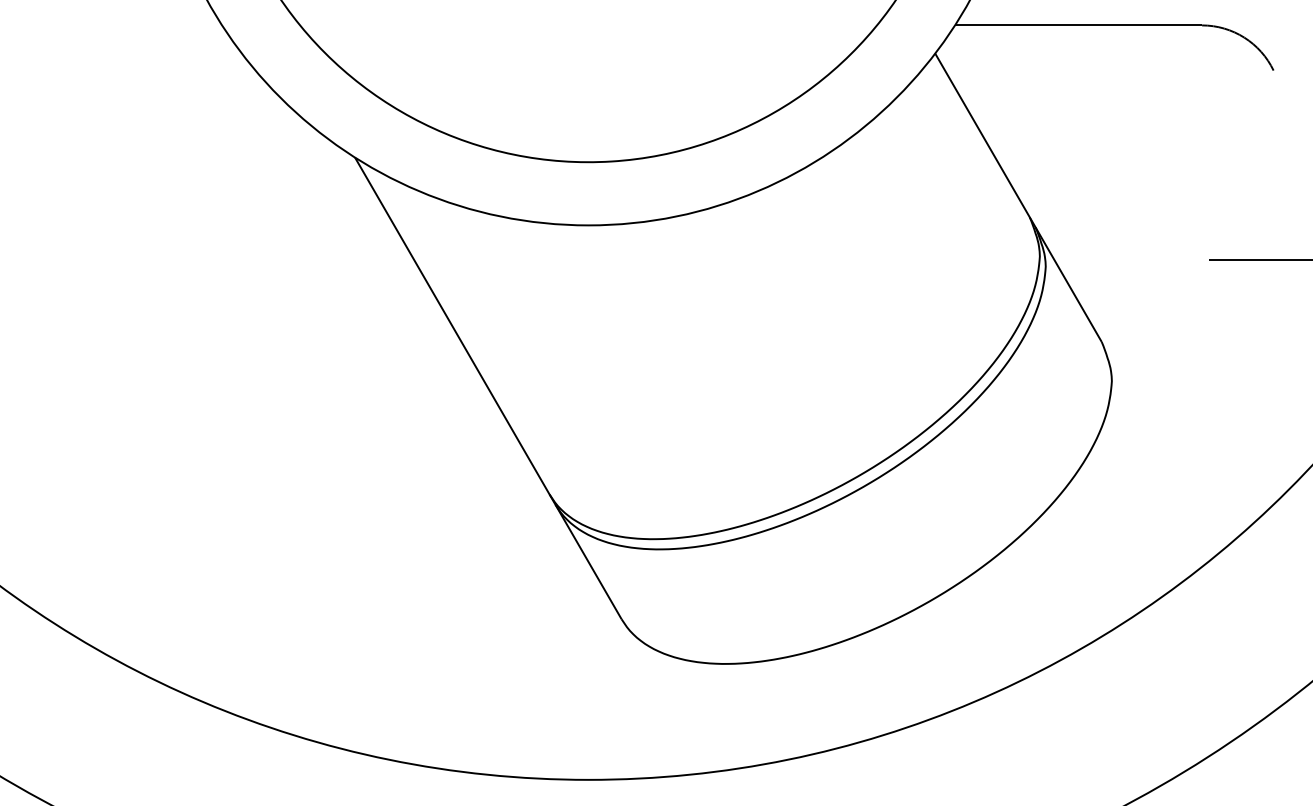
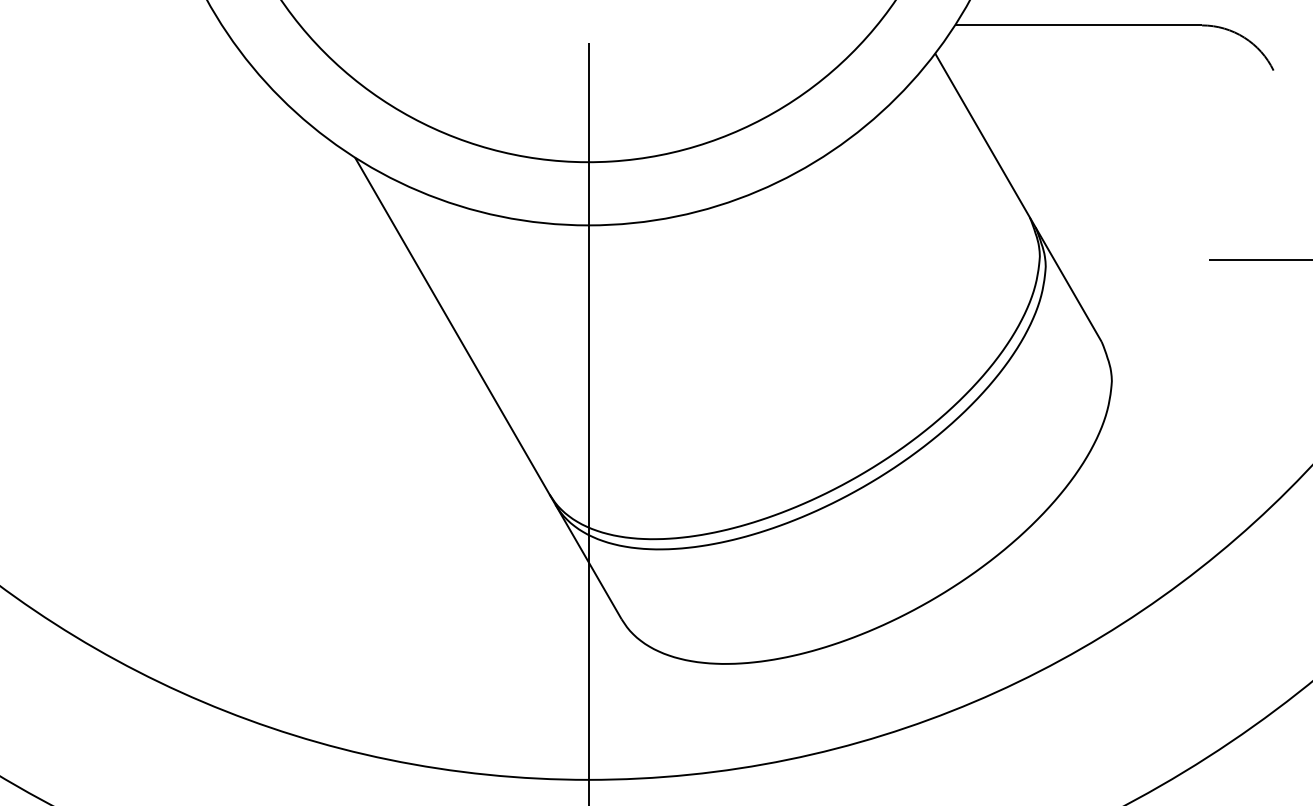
line: none -> present (588, 402)
